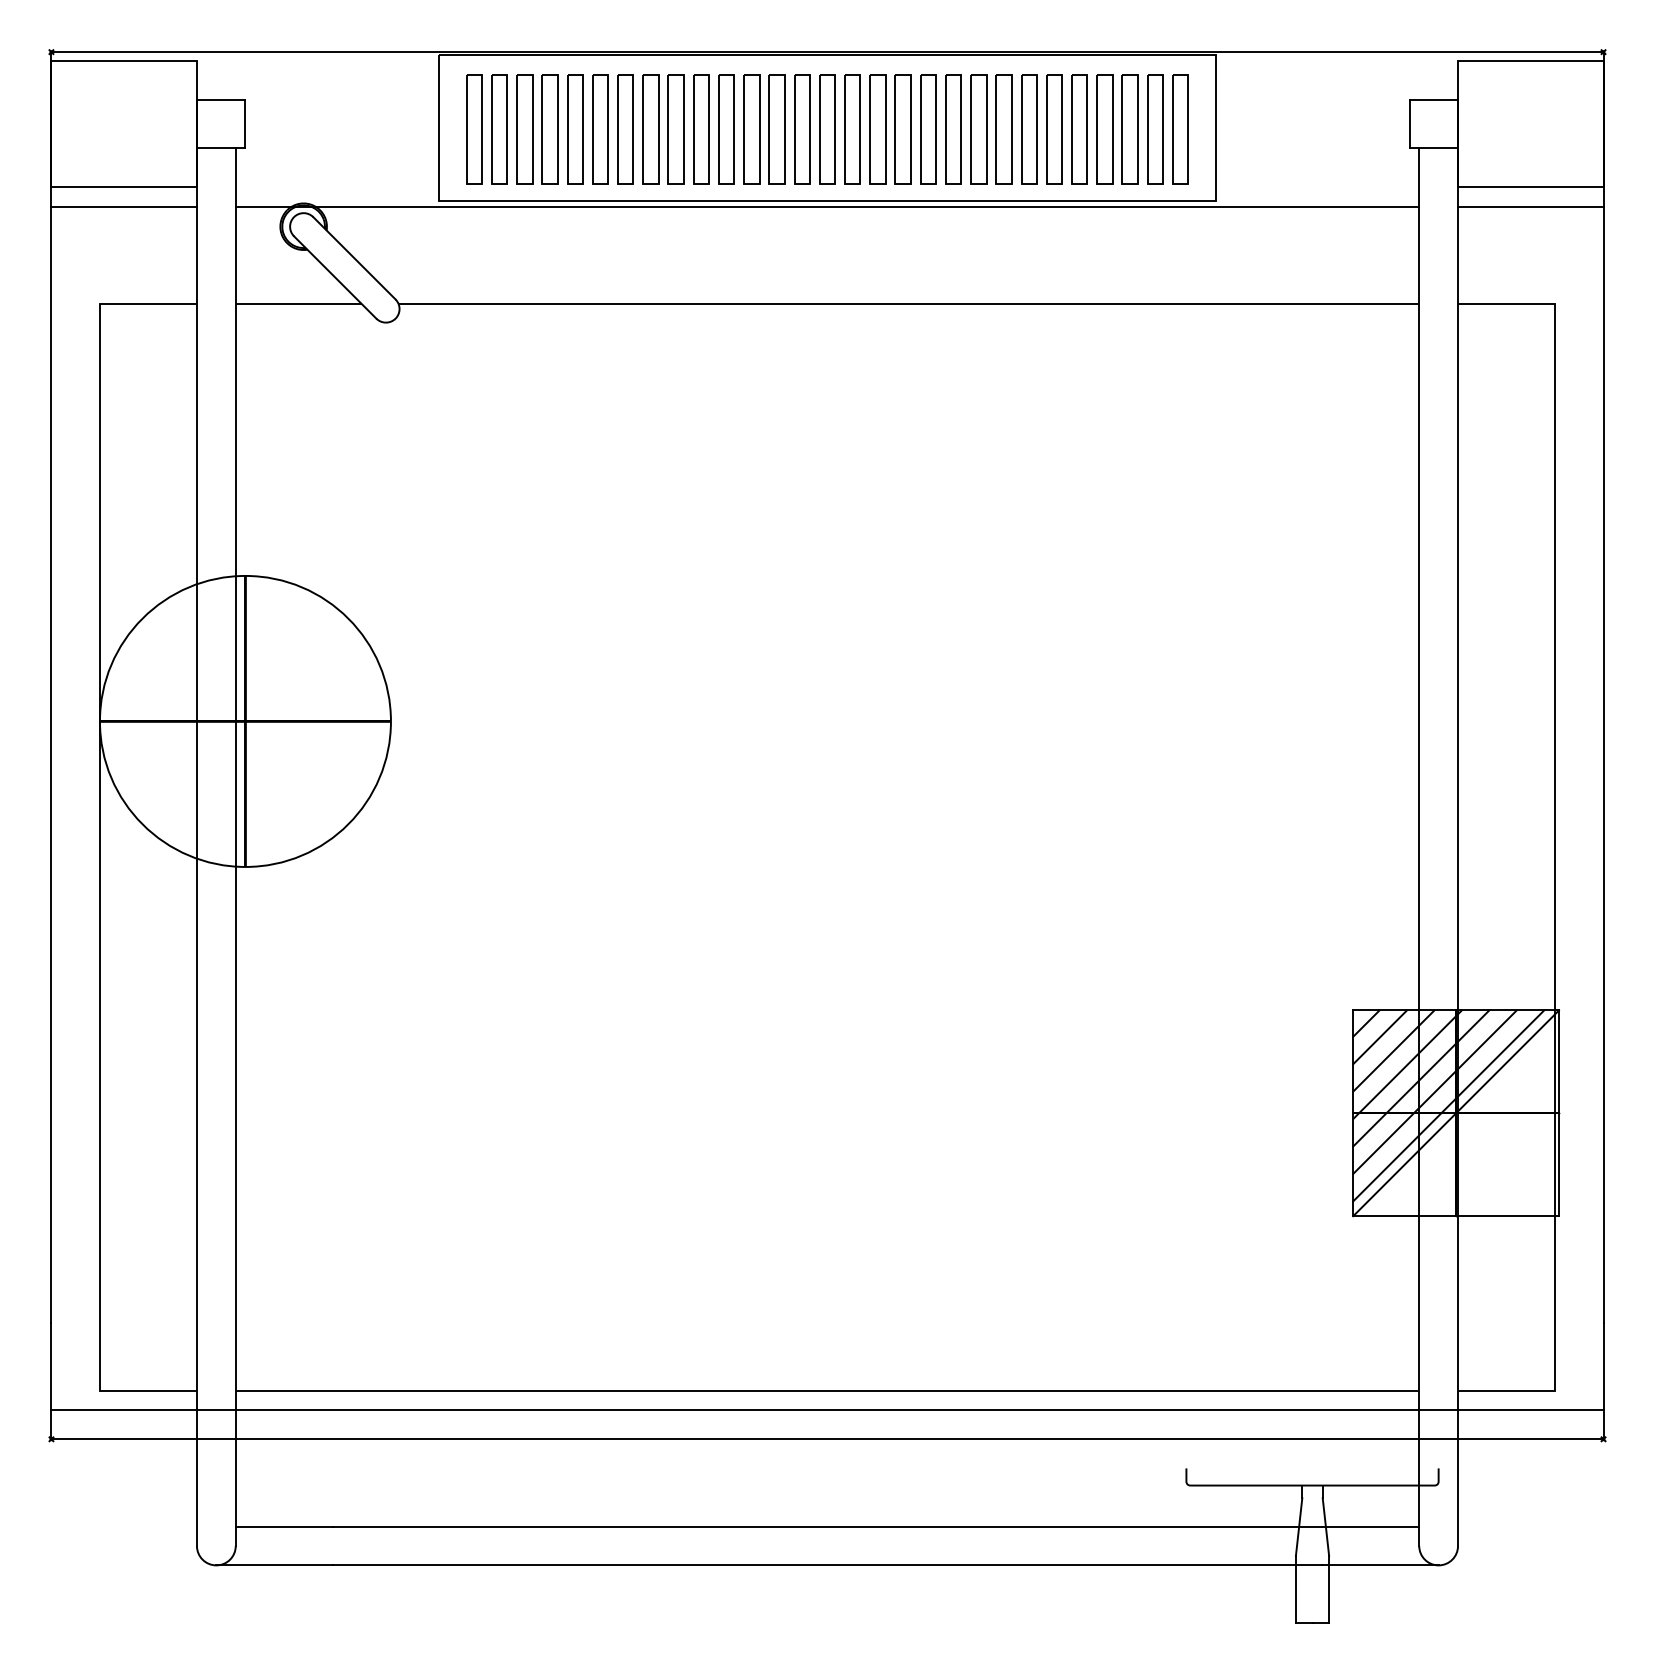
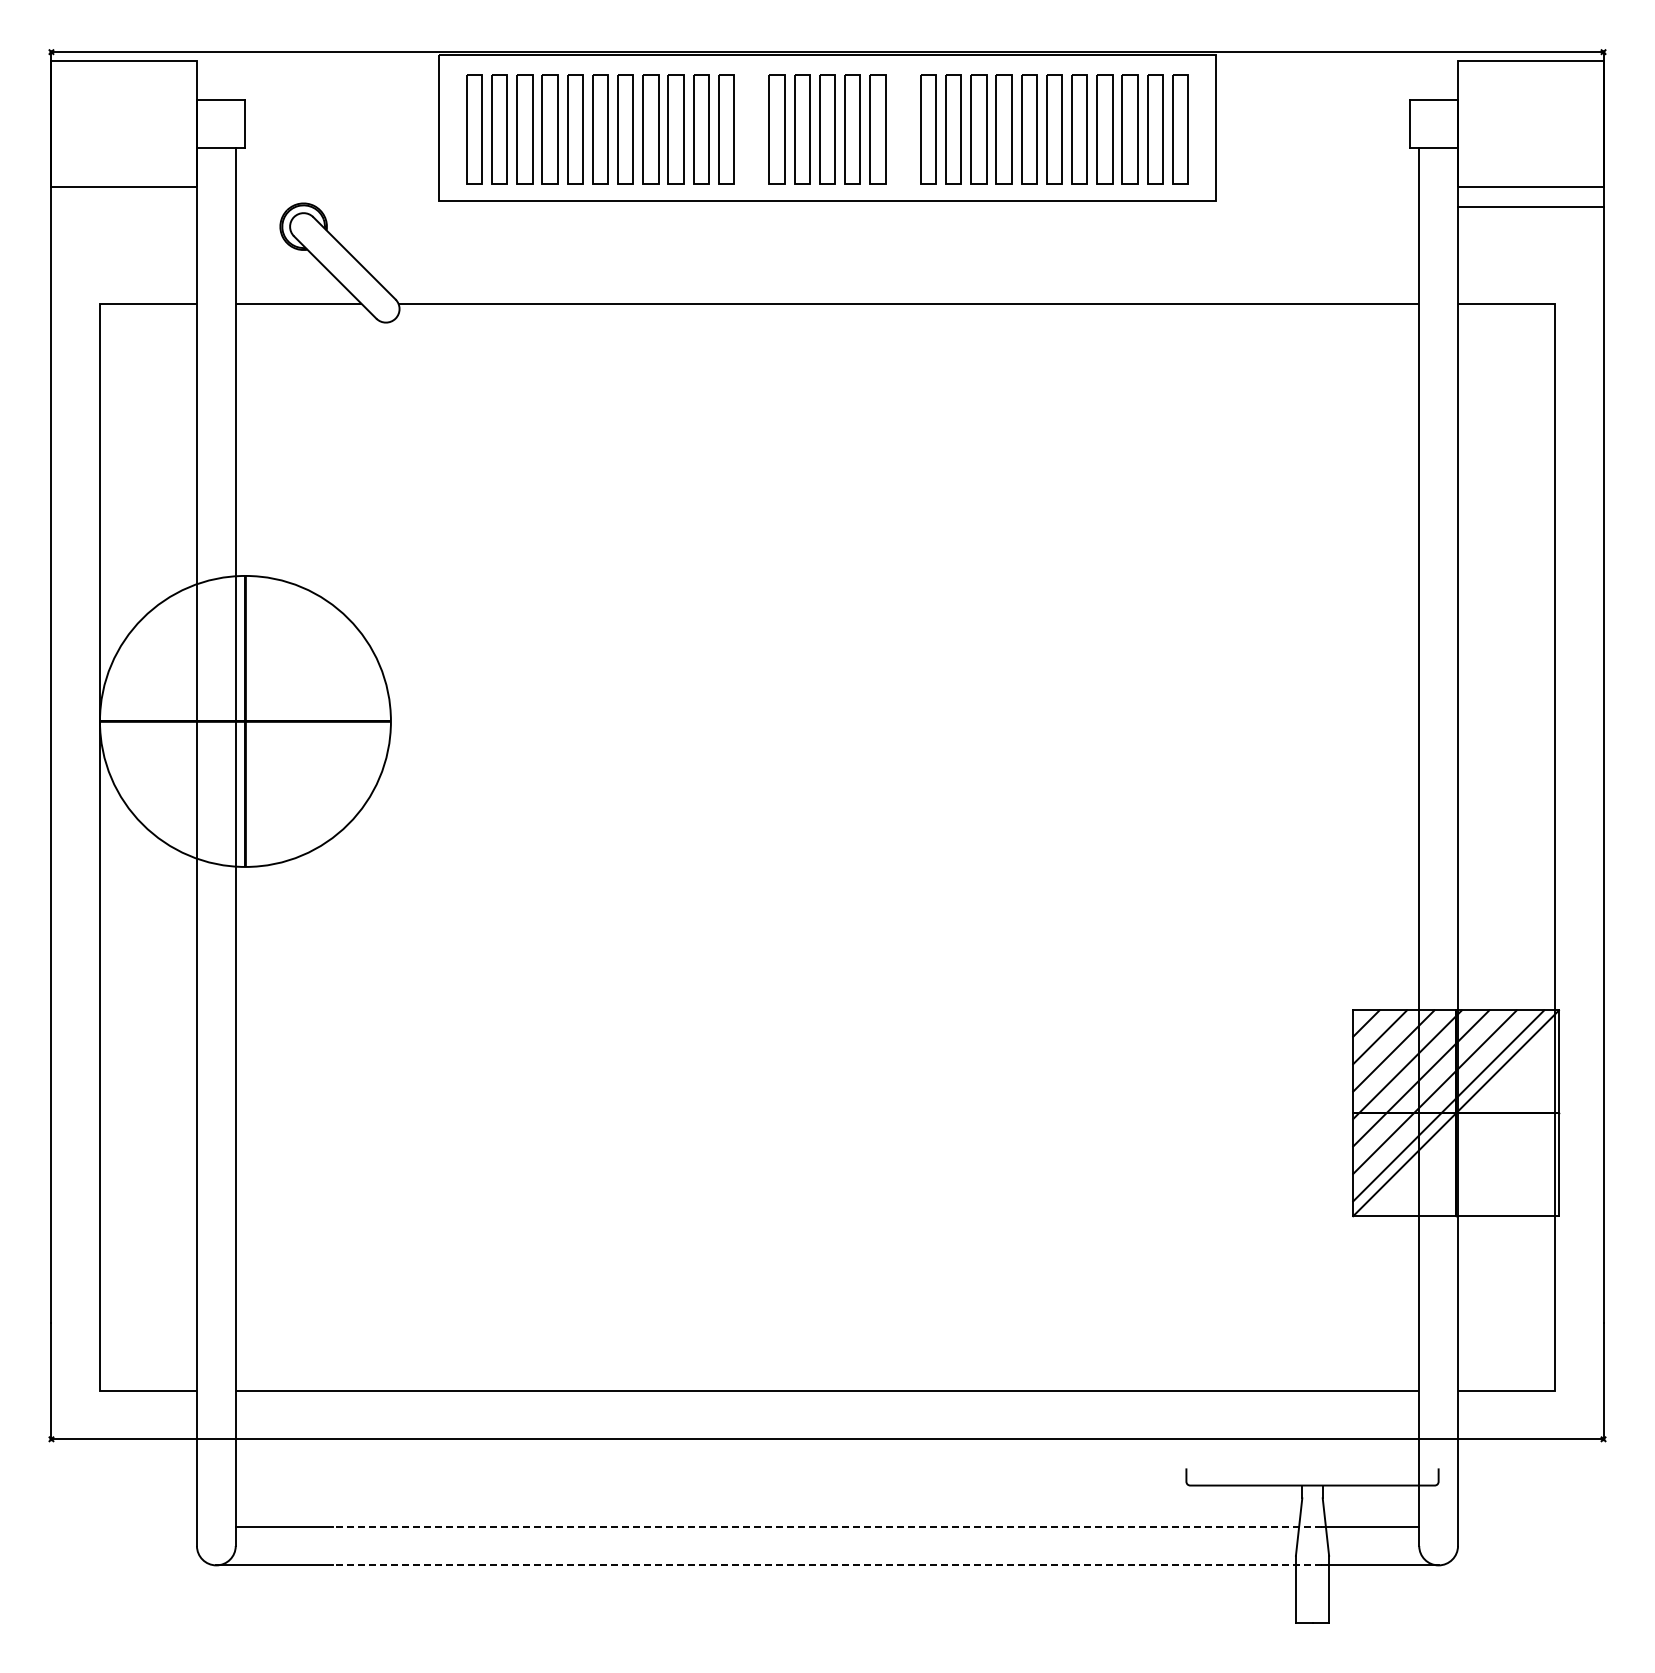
part: present -> none (751, 129)
part: present -> none (902, 129)
line: present -> none (123, 207)
line: present -> none (827, 207)
line: present -> none (827, 1410)
line: solid -> dashed (827, 1526)
line: solid -> dashed (827, 1565)
